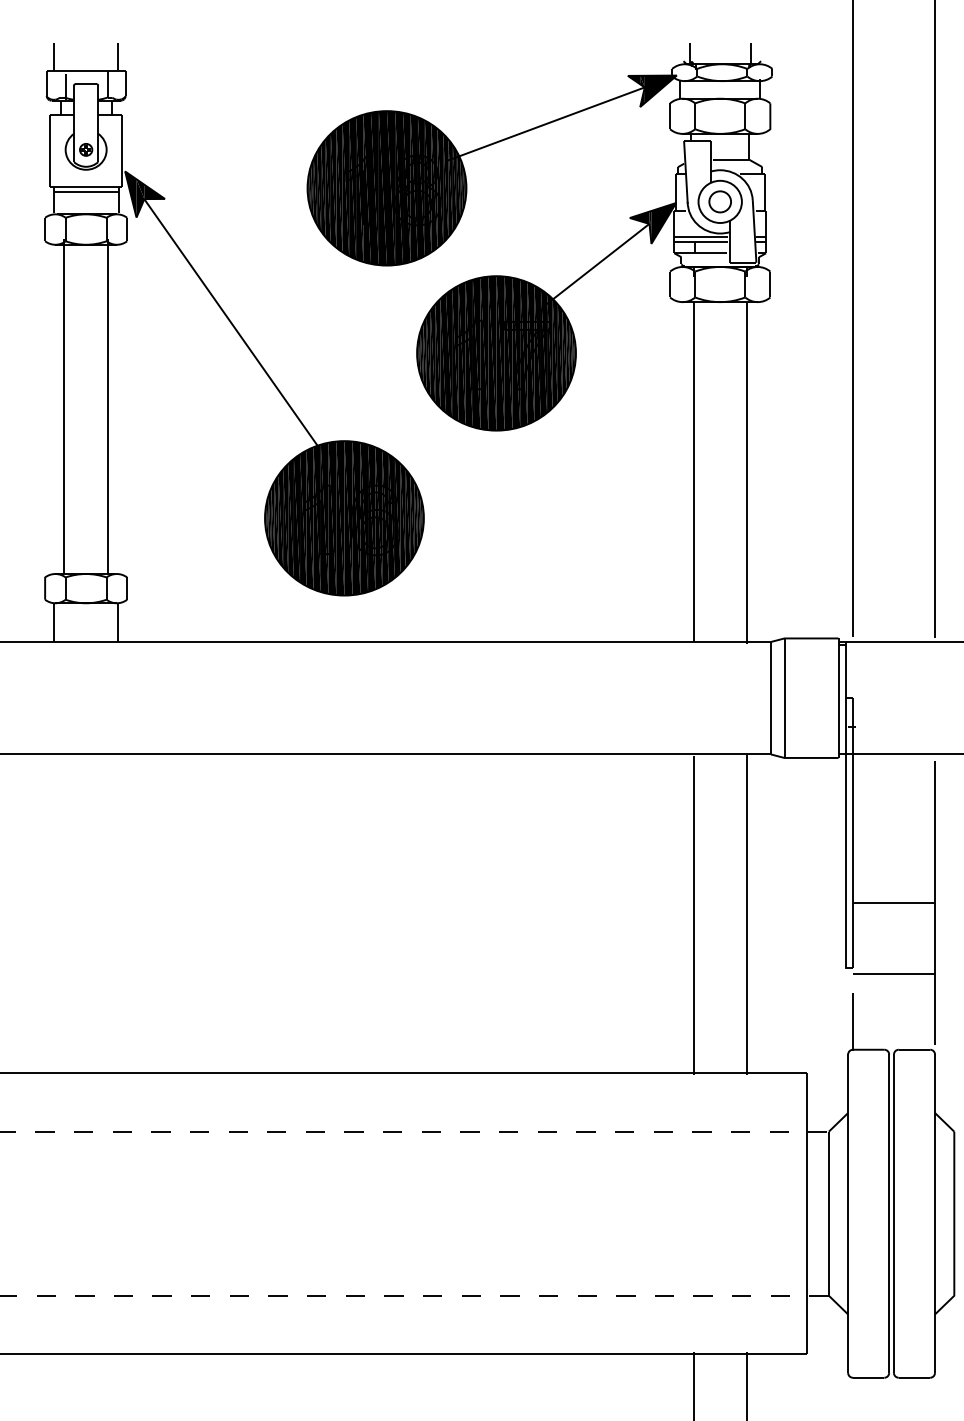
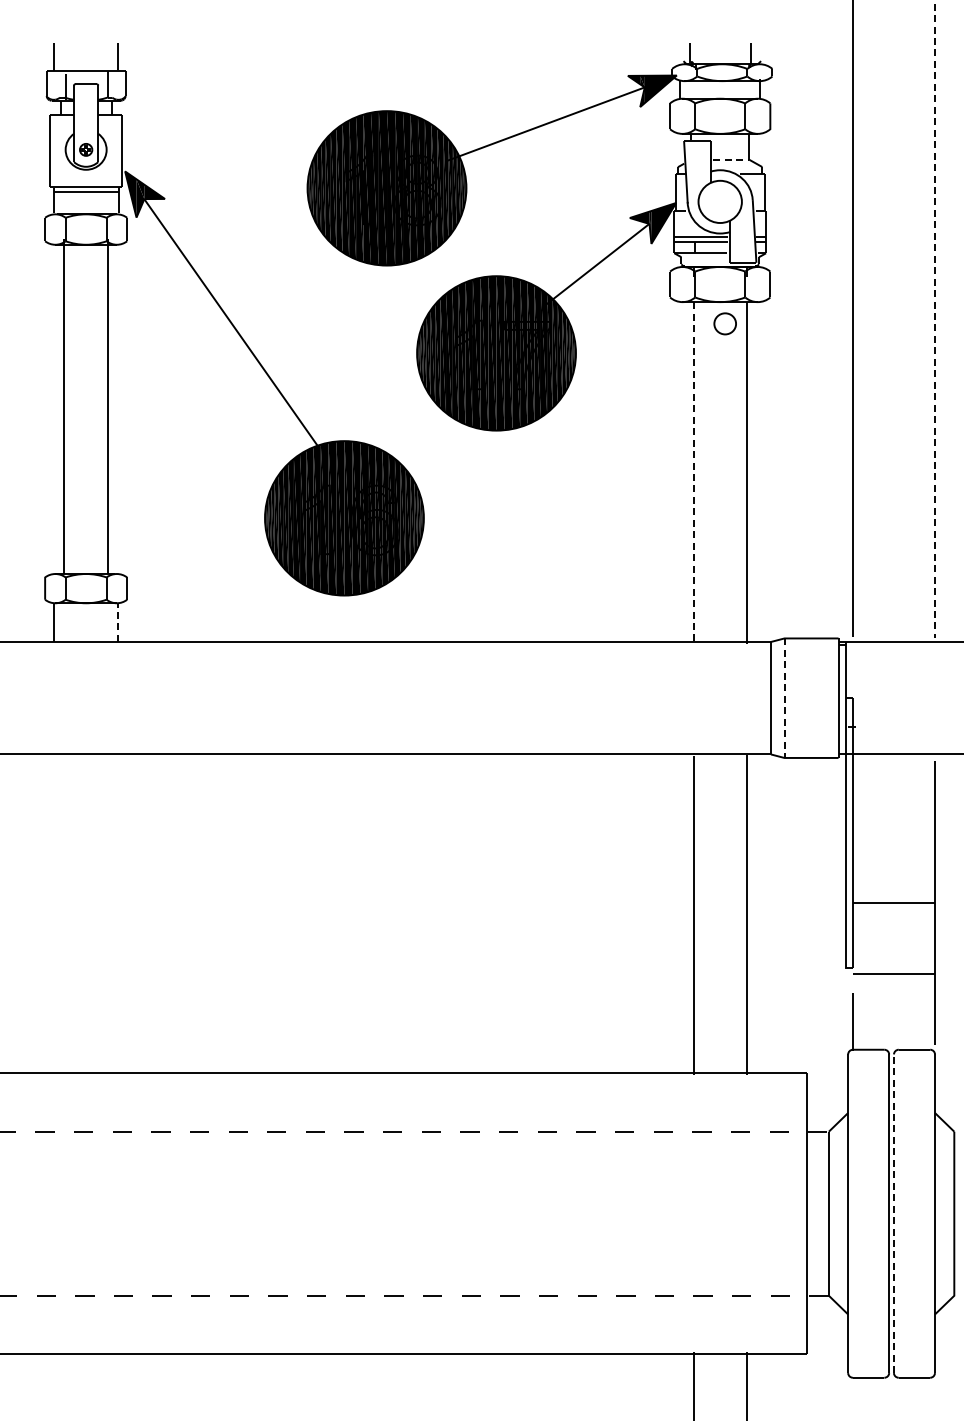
line: solid -> dashed (731, 159)
part position: (719, 201) -> (724, 323) (724, 323)
line: solid -> dashed (935, 319)
line: solid -> dashed (693, 472)
line: solid -> dashed (117, 622)
line: solid -> dashed (784, 698)
line: solid -> dashed (893, 1213)
